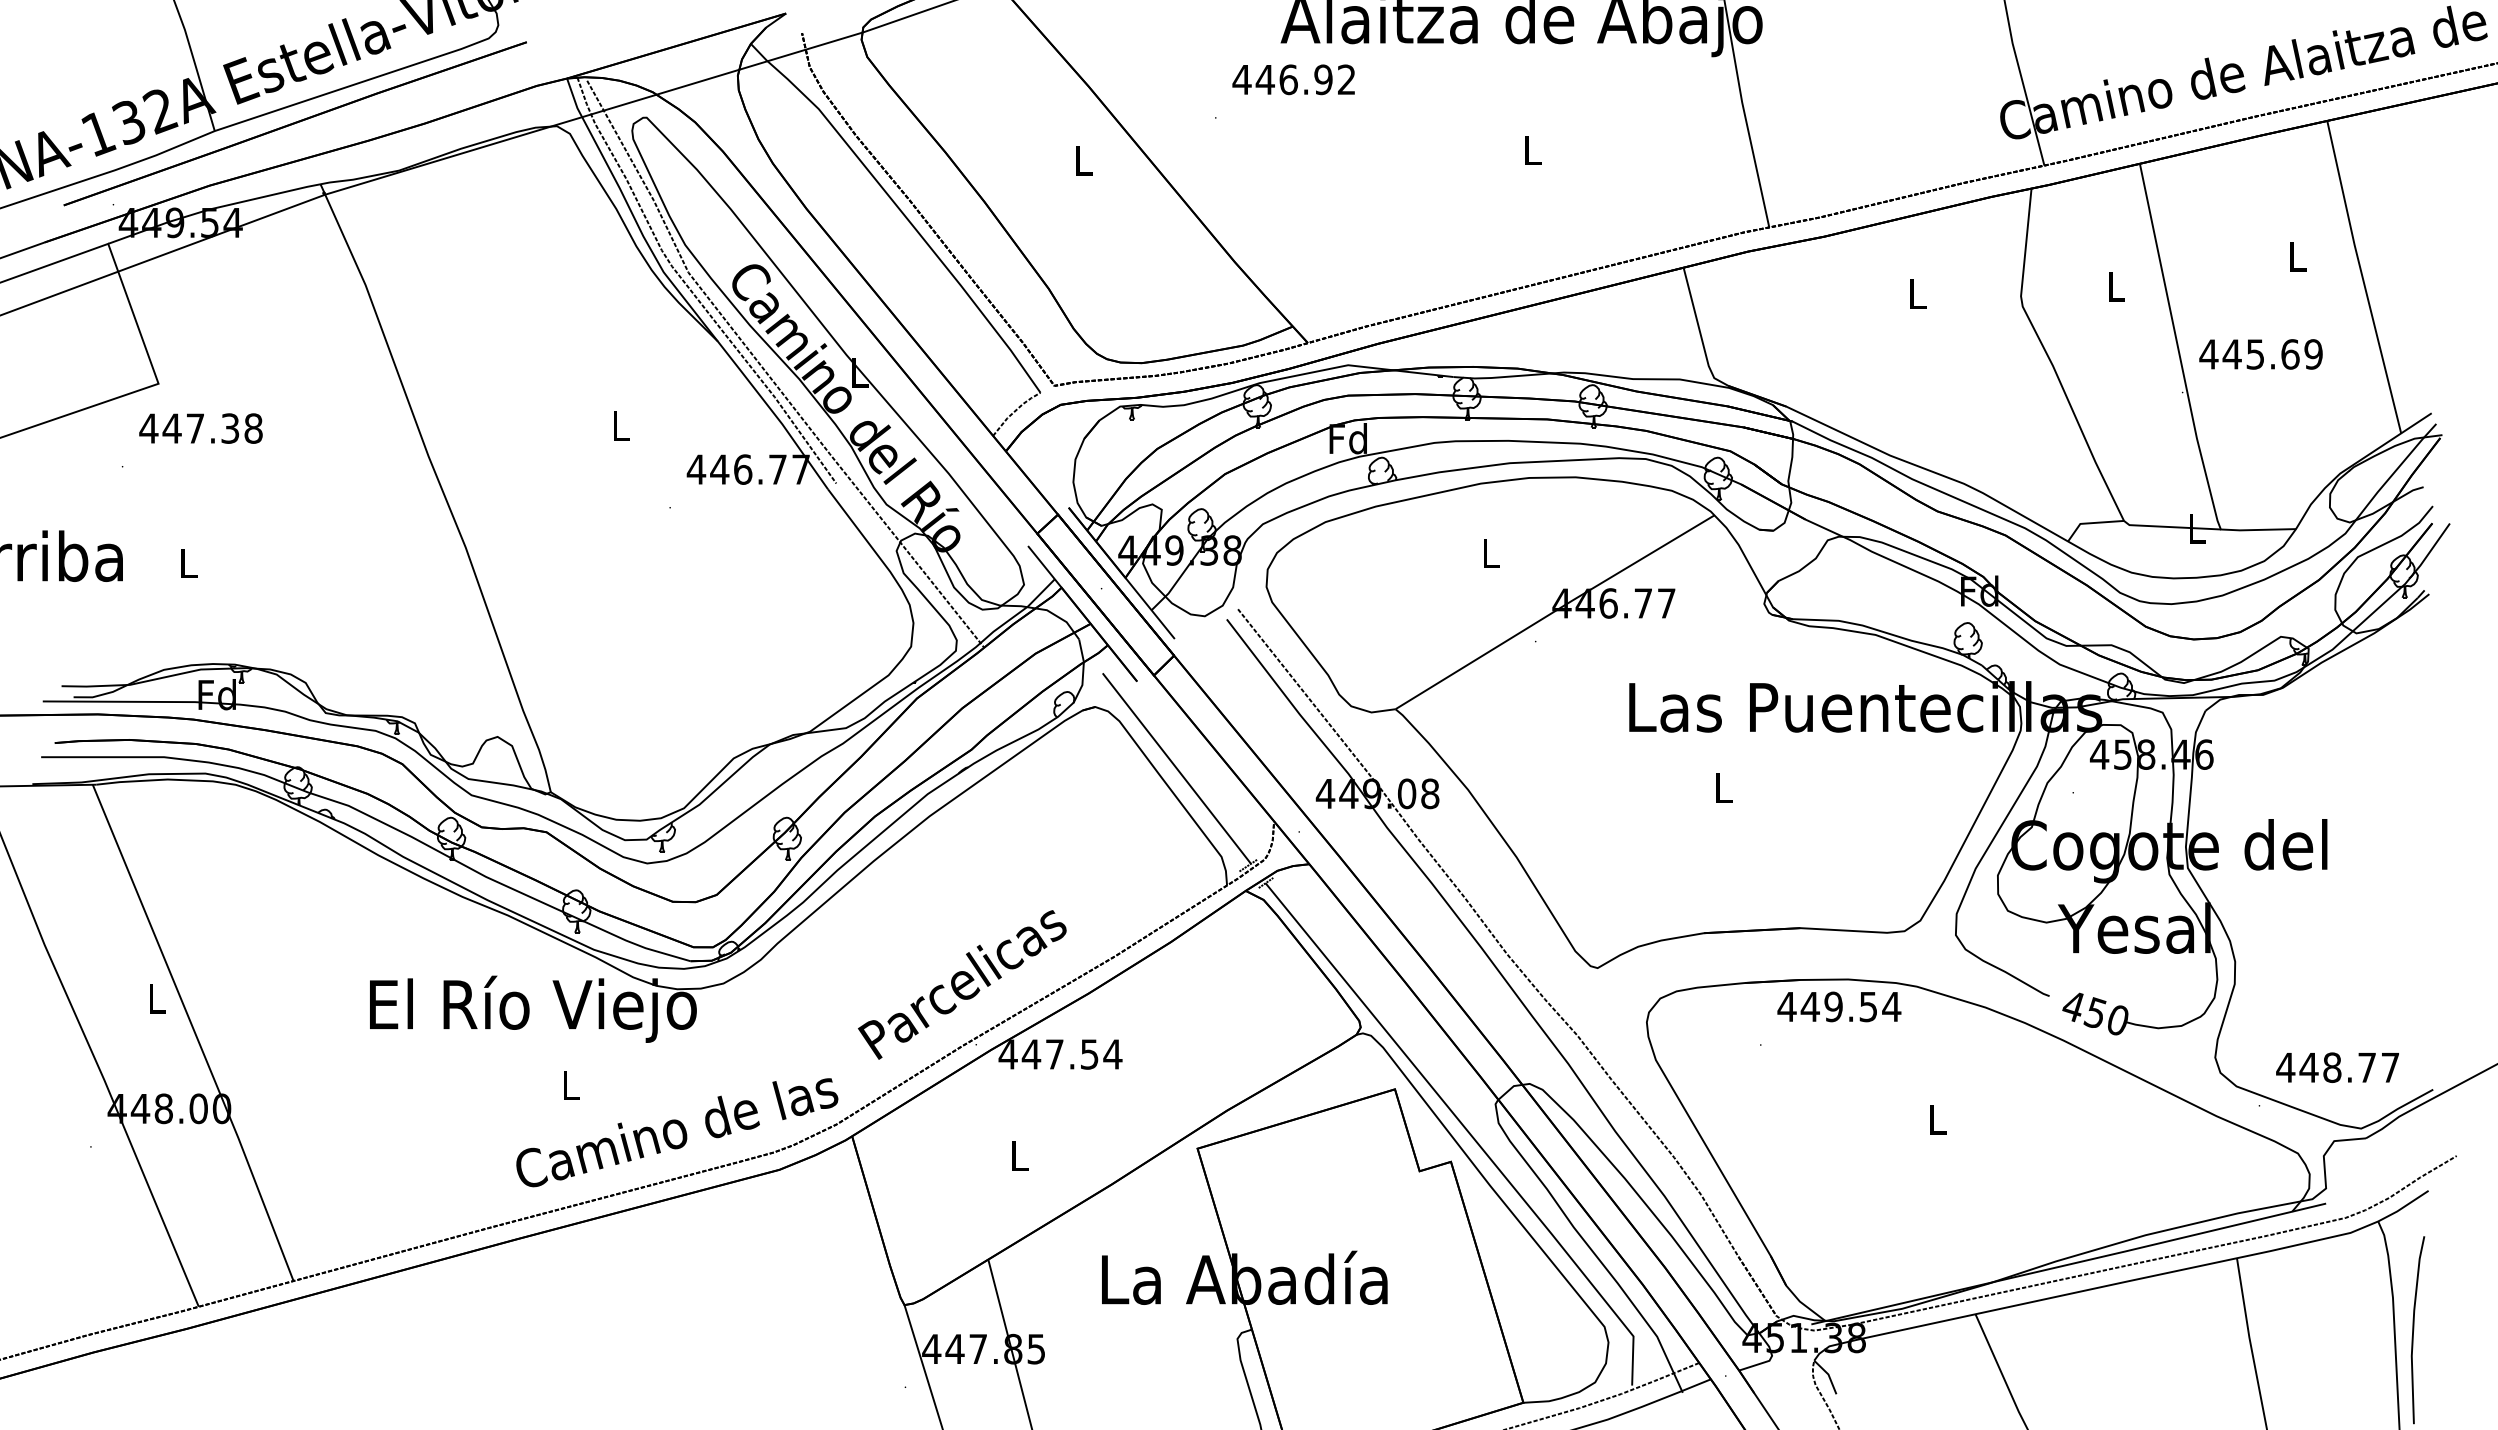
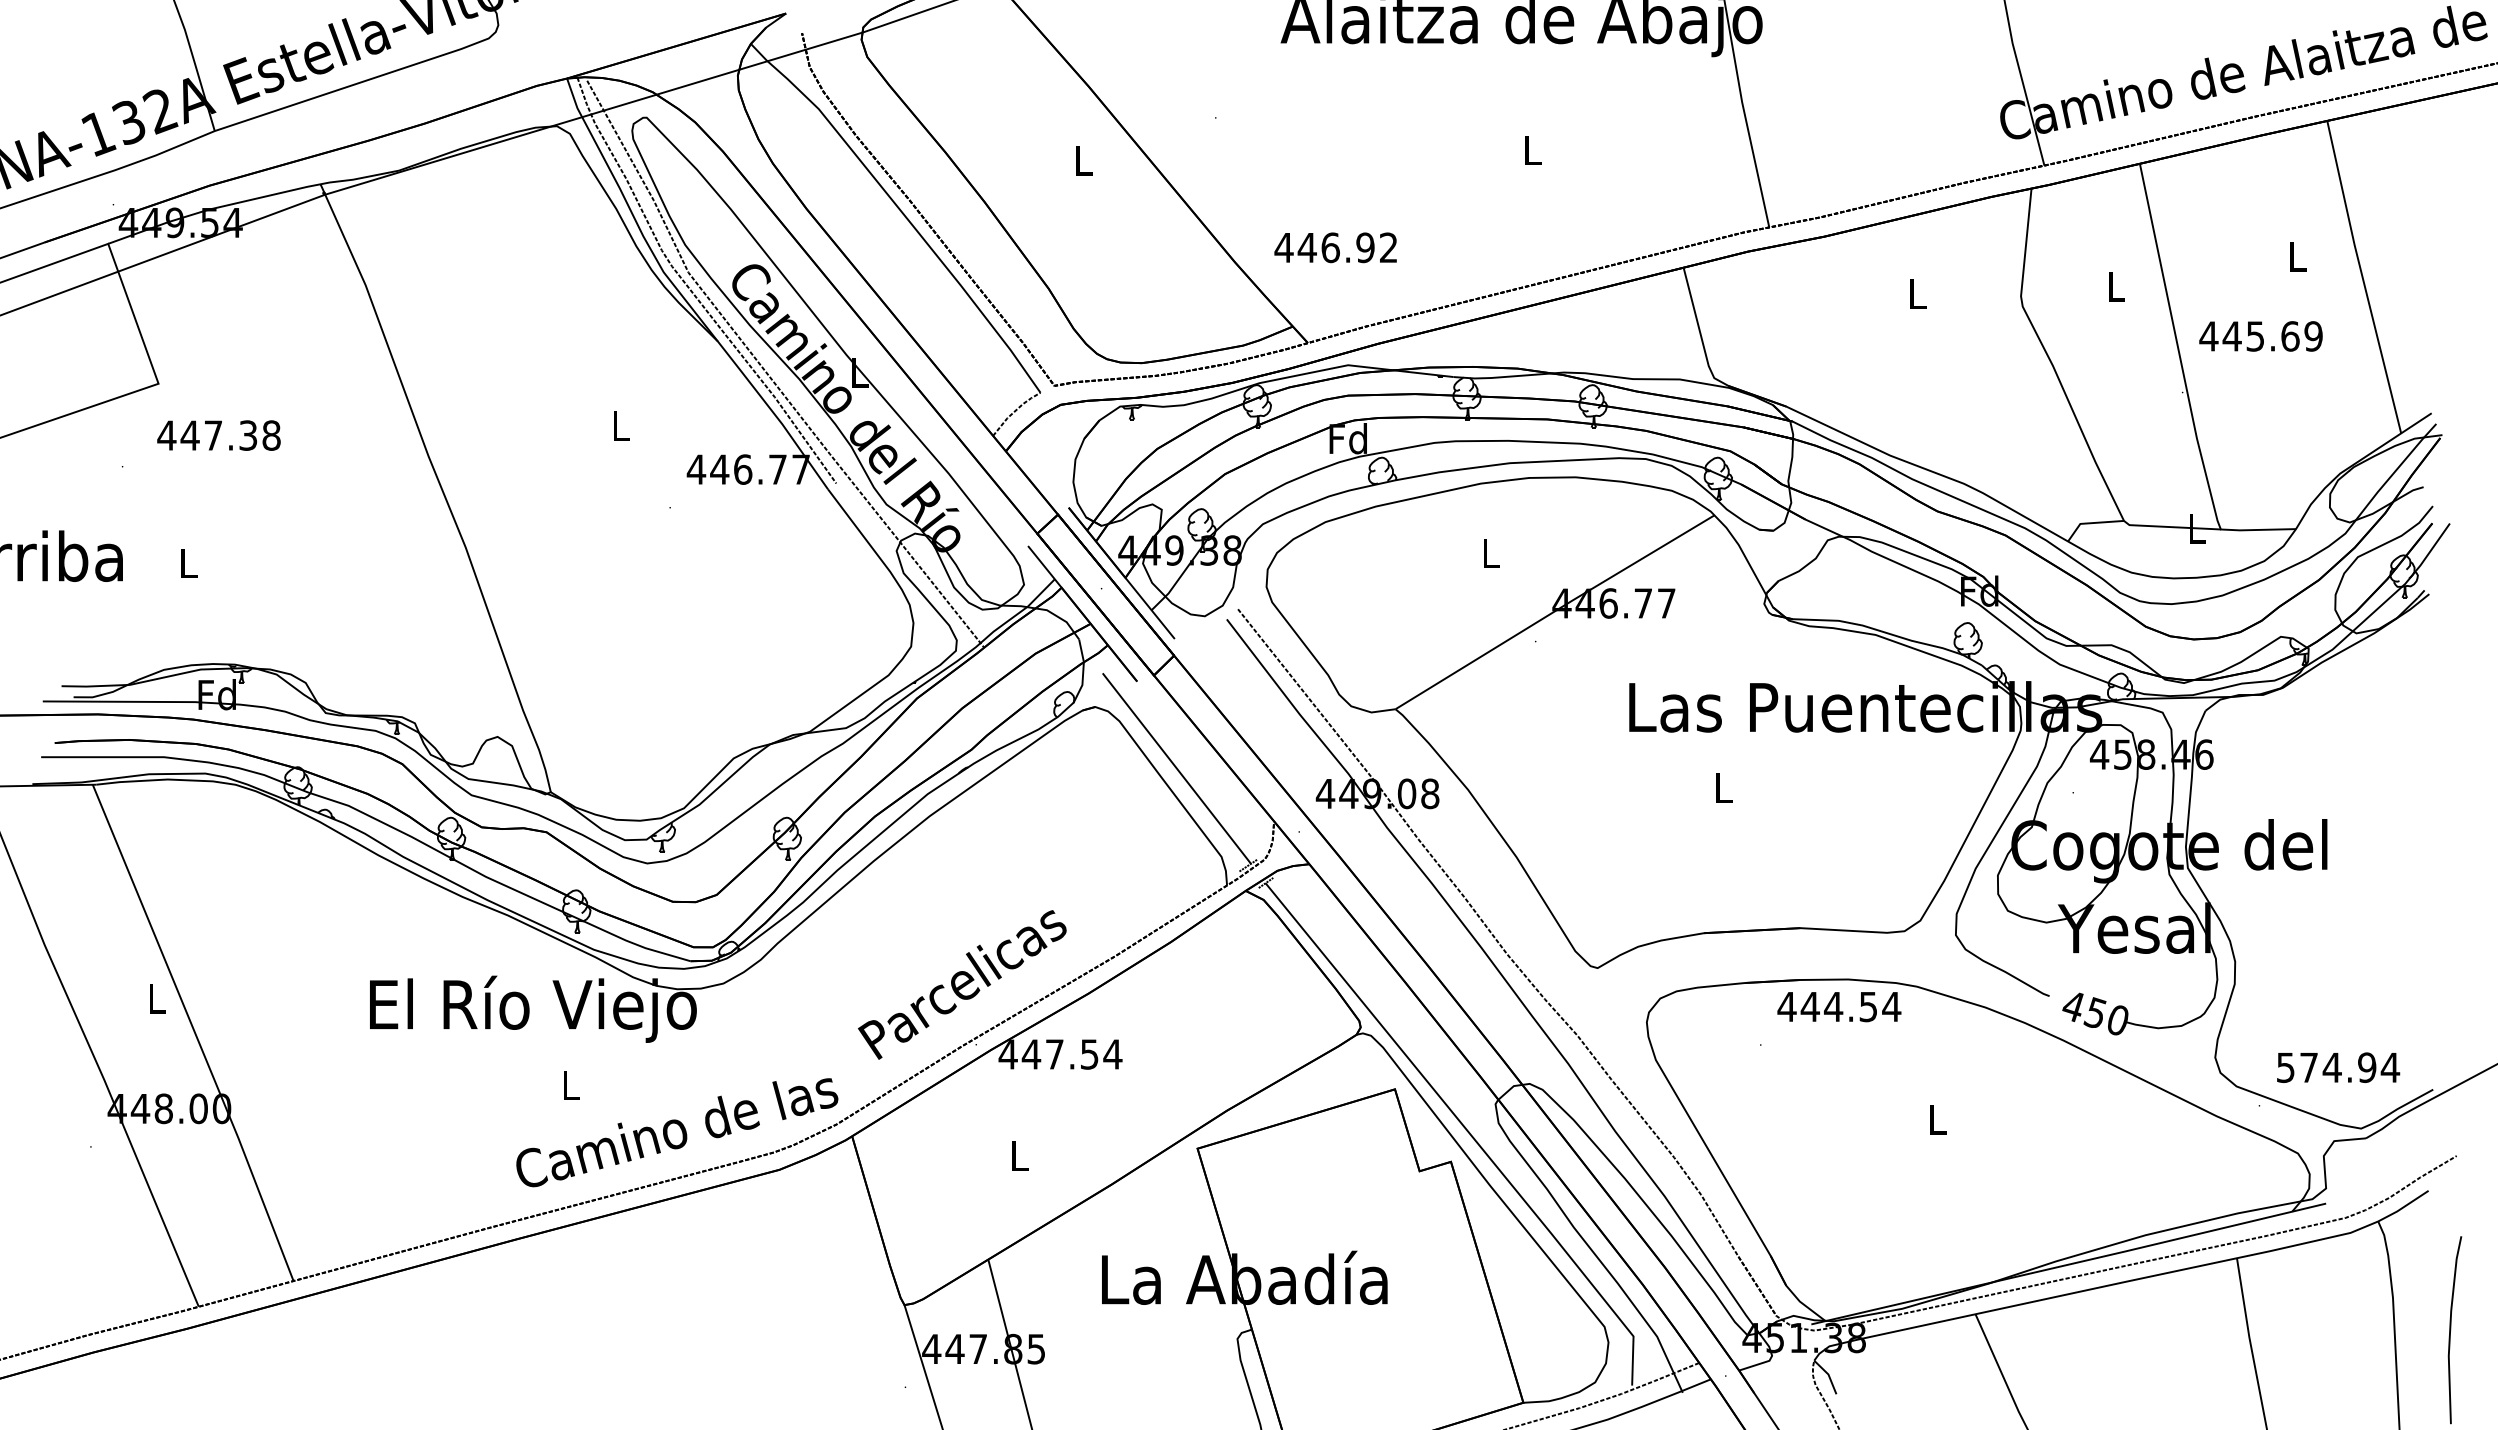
text position: (1293, 79) -> (1335, 247) (1335, 247)
part: present -> none (294, 123)
text position: (2260, 354) -> (2260, 336) (2260, 336)
text position: (200, 428) -> (218, 435) (218, 435)
text: 449.54 -> 444.54 (1833, 1006)
text: 448.77 -> 574.94 (2338, 1067)
line position: (2414, 1330) -> (2451, 1330) (2451, 1330)
